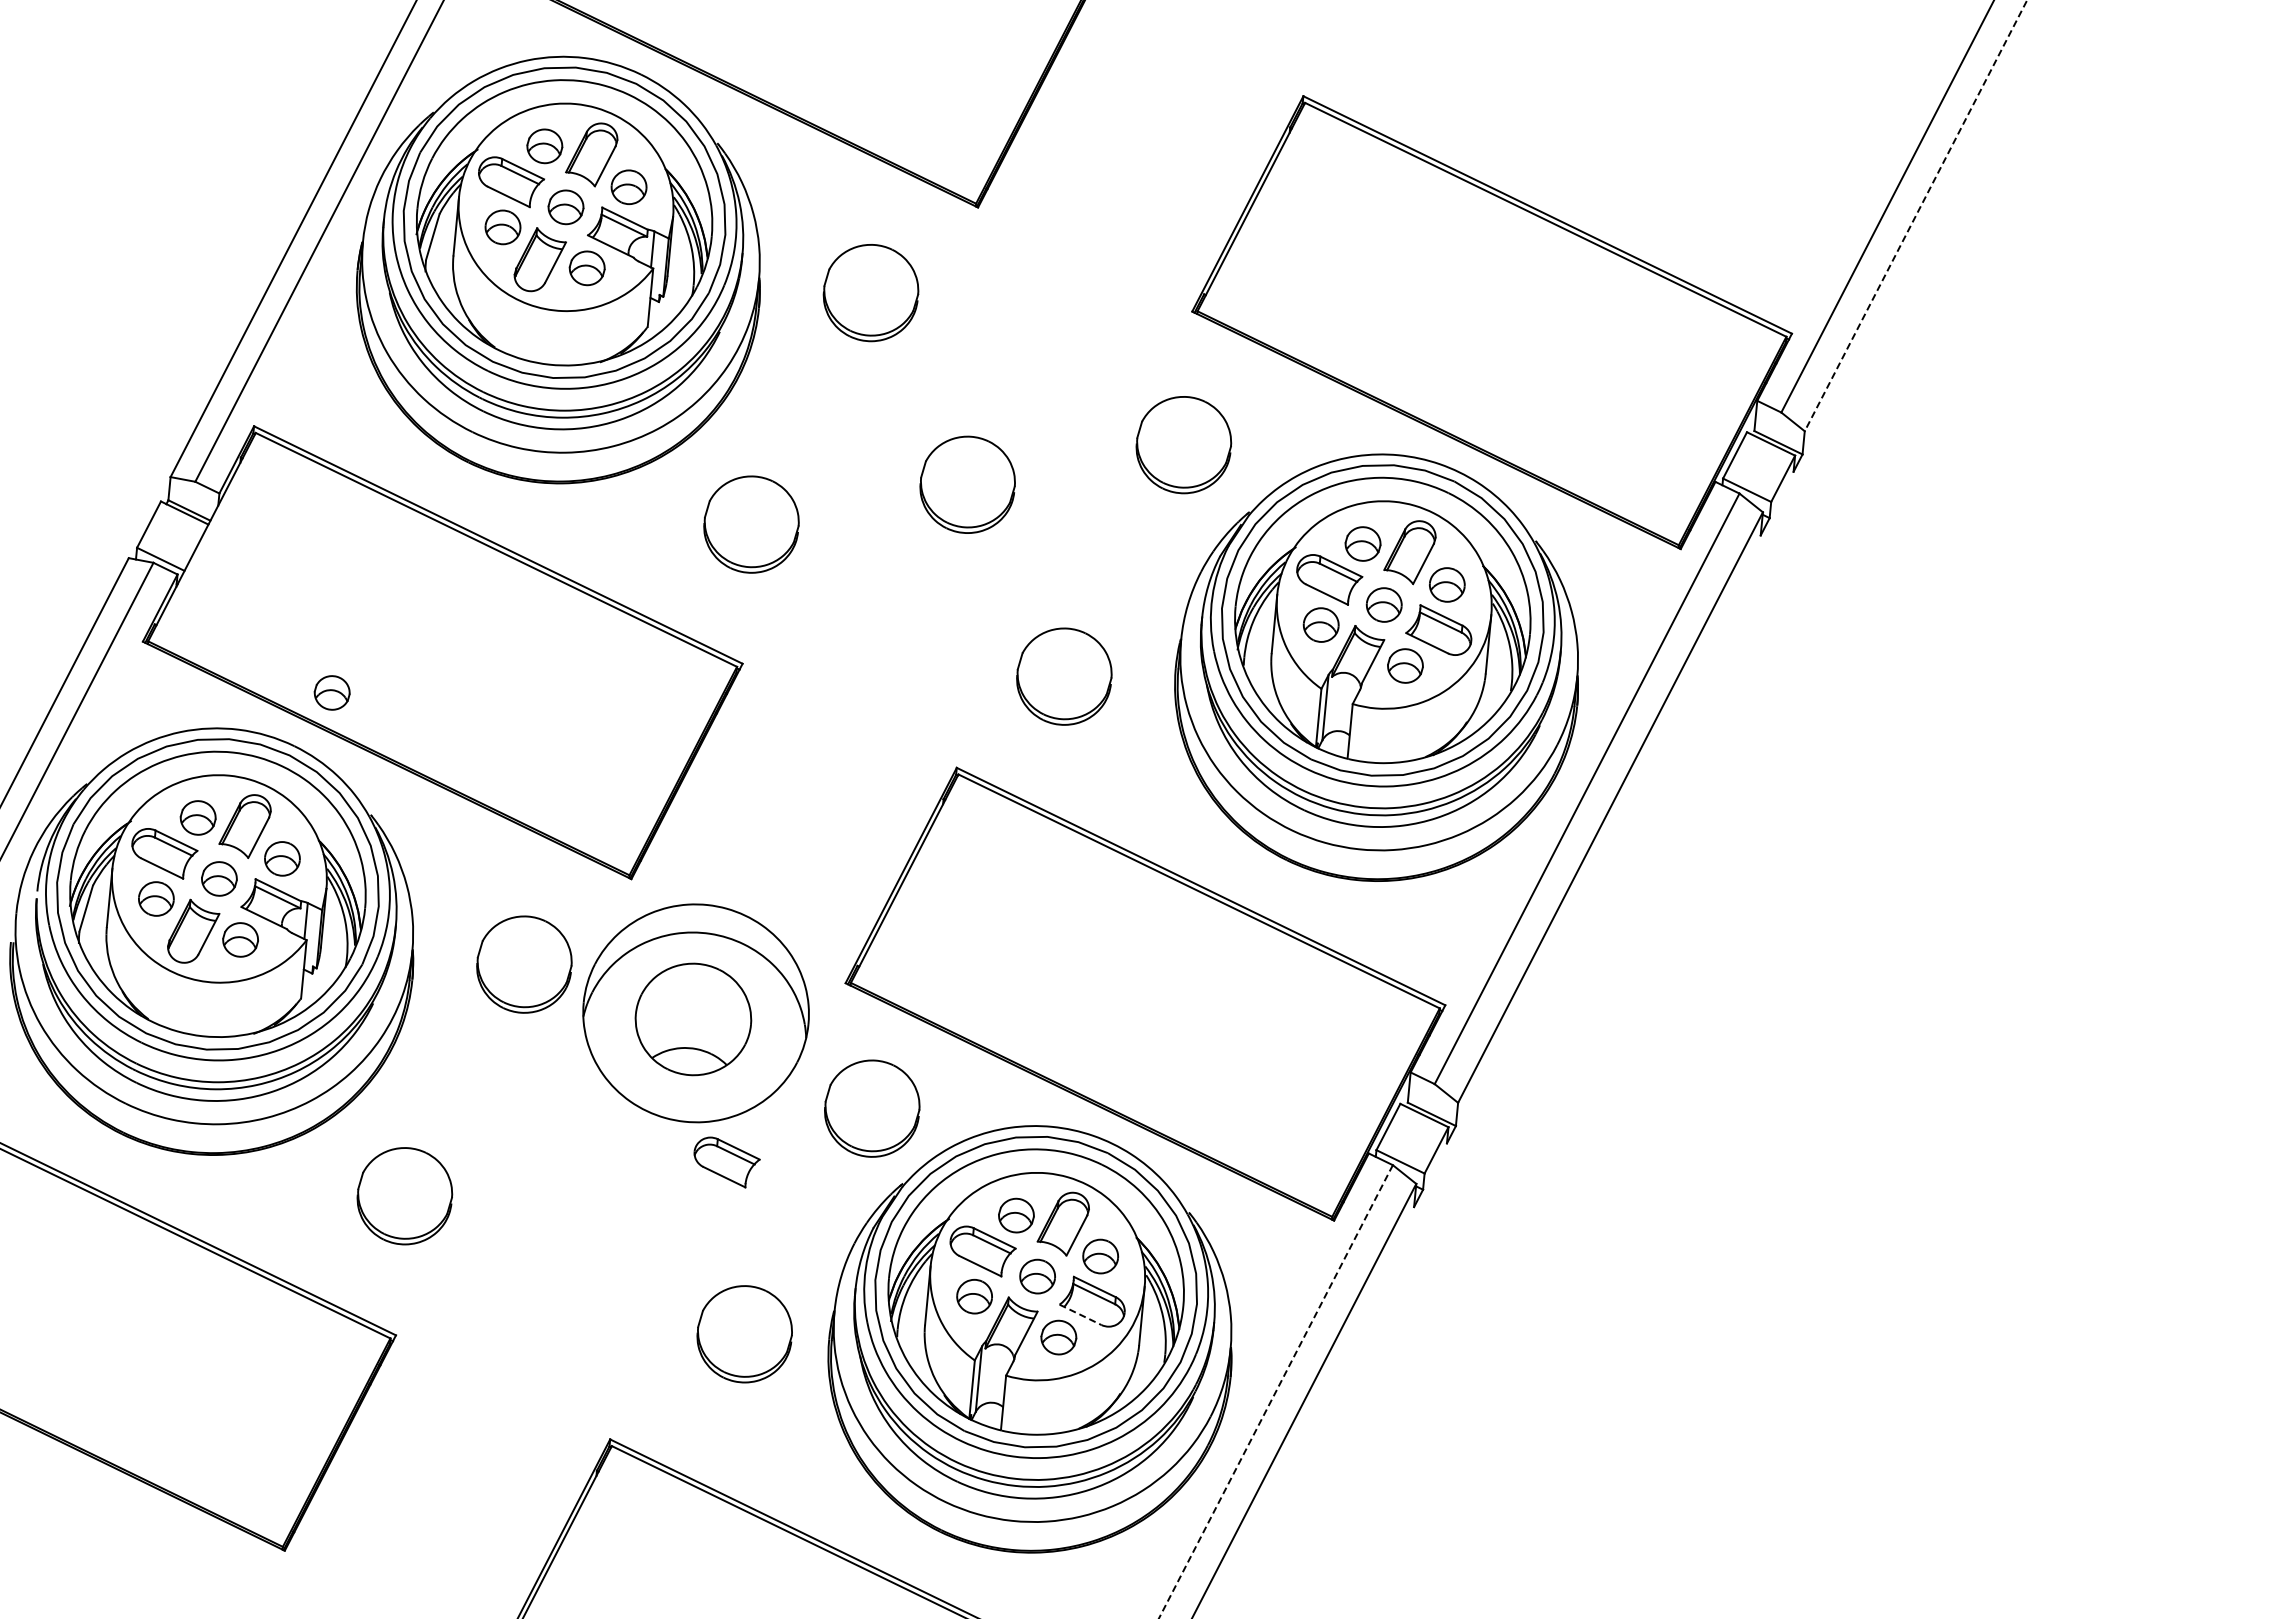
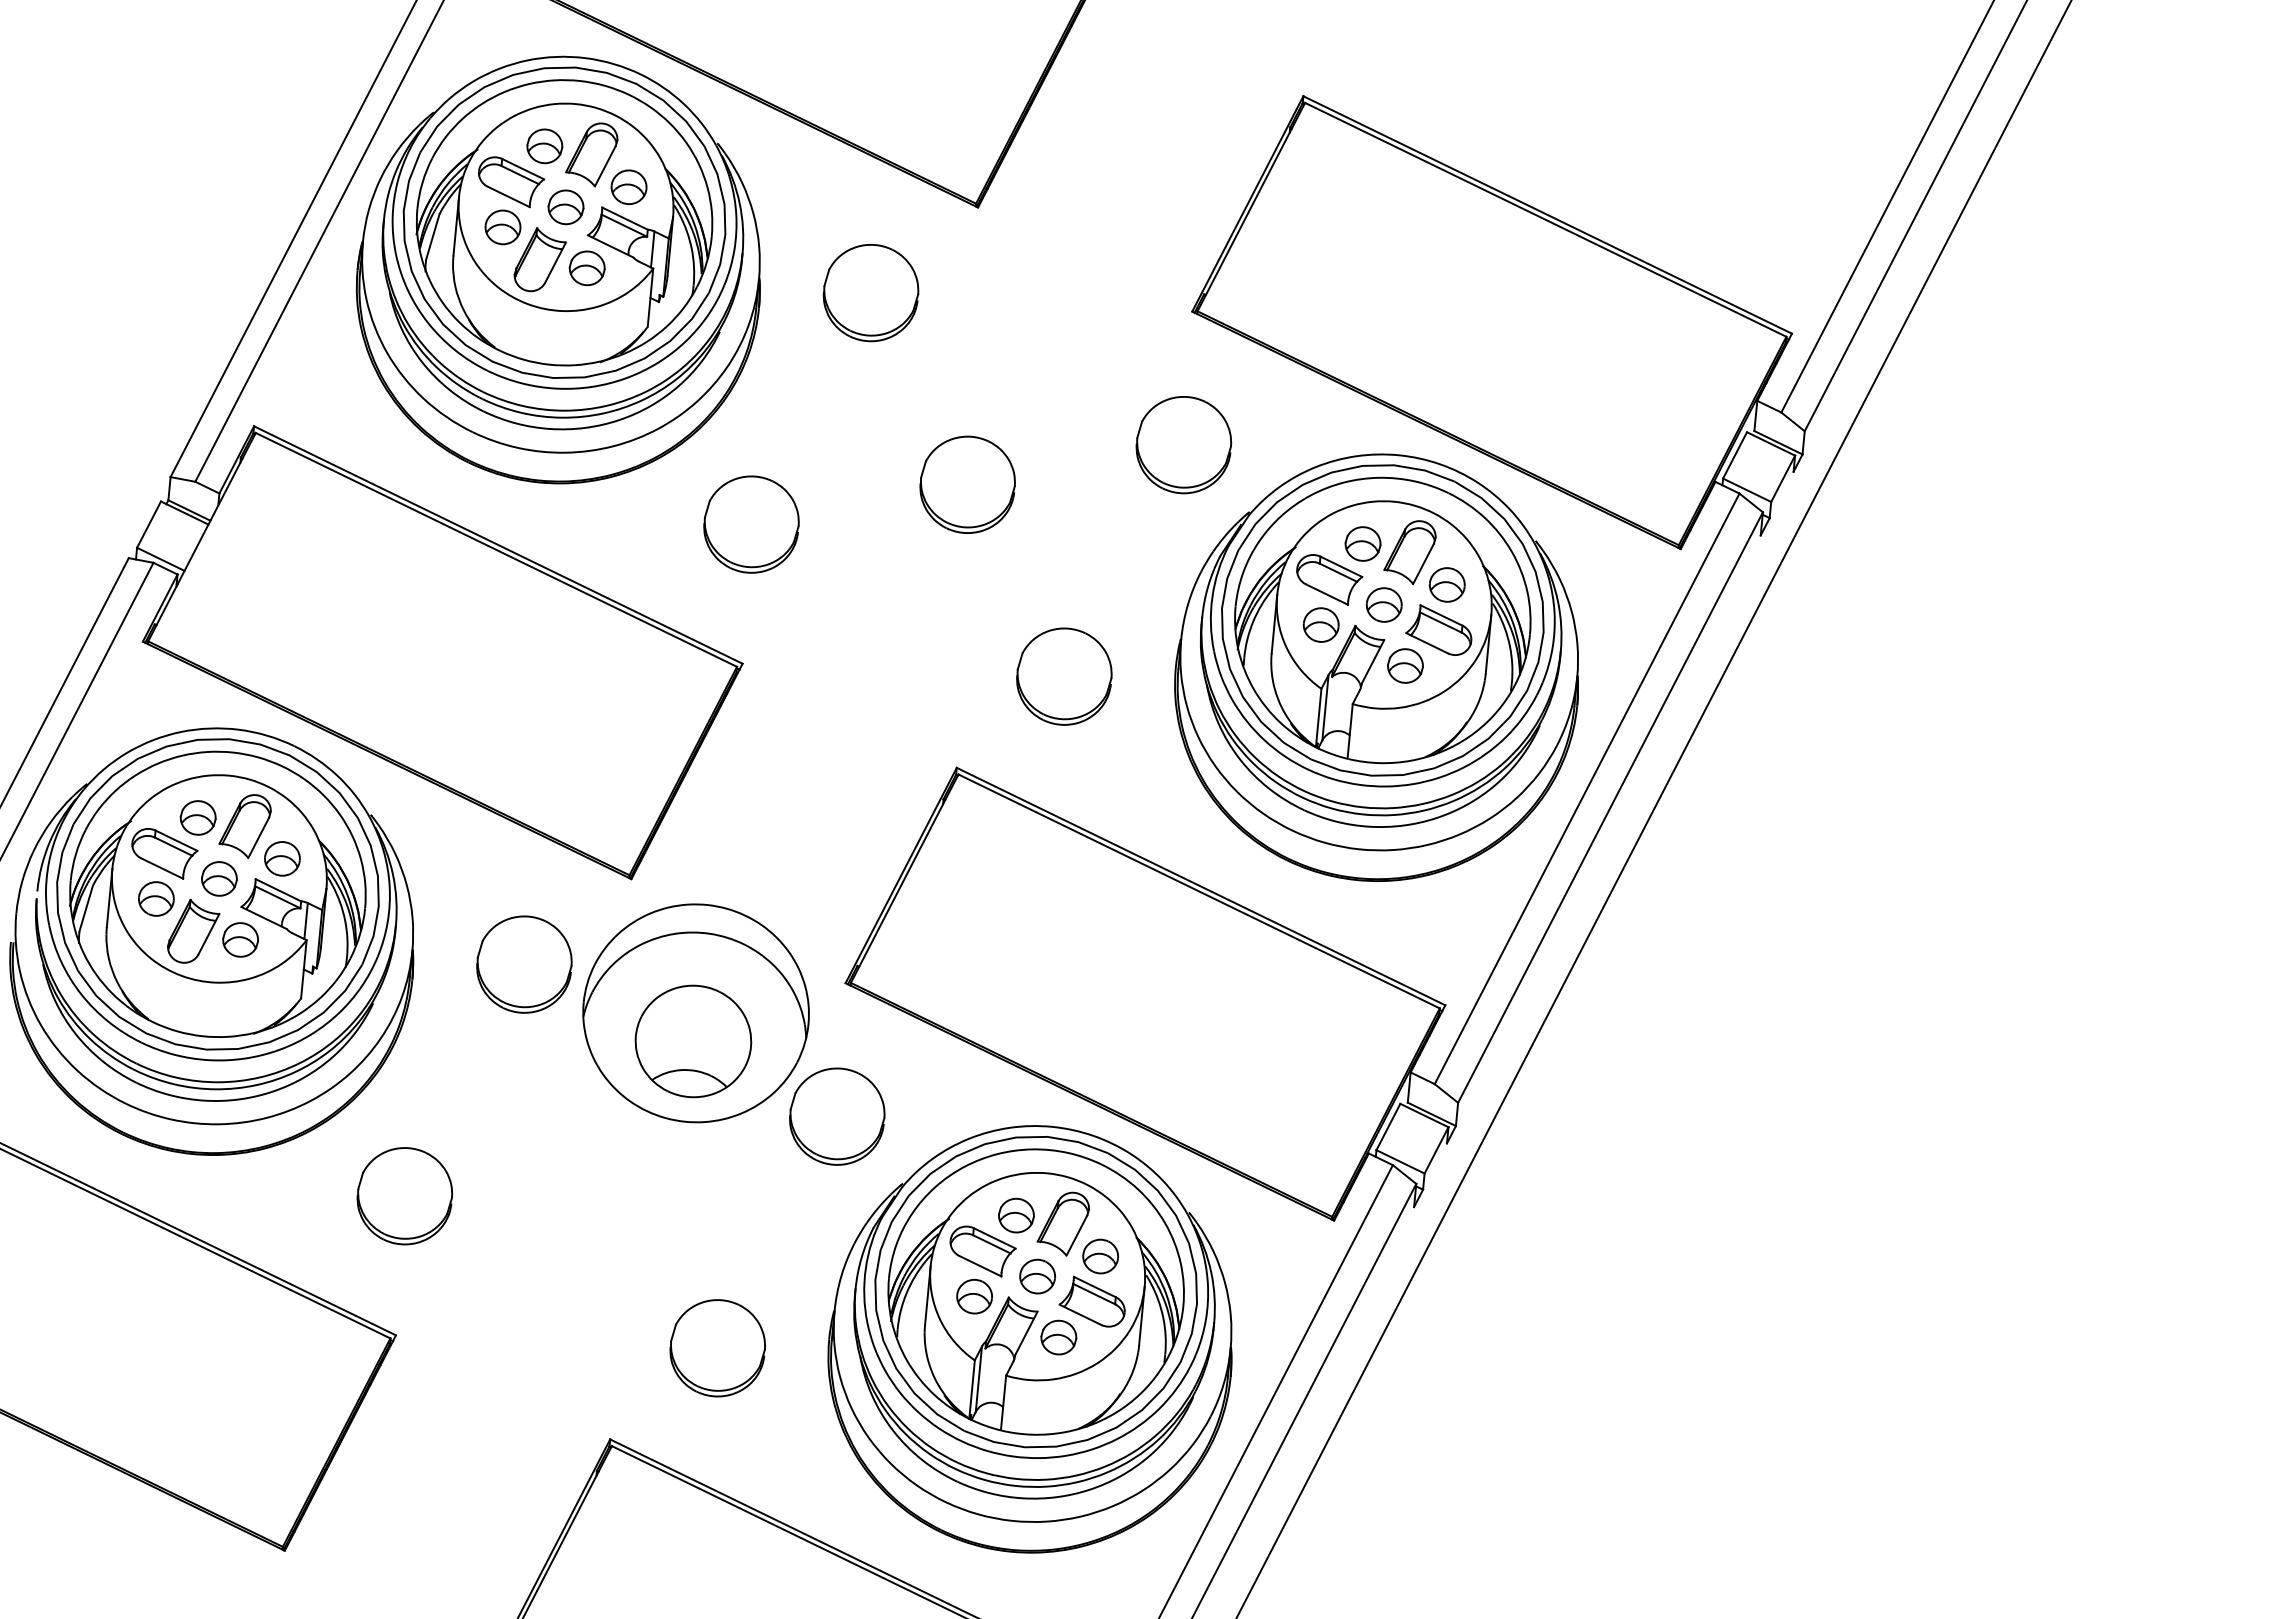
line: dashed -> solid (1915, 216)
part: present -> none (331, 692)
line: none -> present (1654, 808)
part position: (693, 1019) -> (693, 1041) (693, 1041)
part position: (872, 1108) -> (837, 1116) (837, 1116)
part: present -> none (726, 1162)
line: dashed -> solid (1080, 1315)
part position: (744, 1334) -> (717, 1348) (717, 1348)
line: dashed -> solid (1275, 1392)
